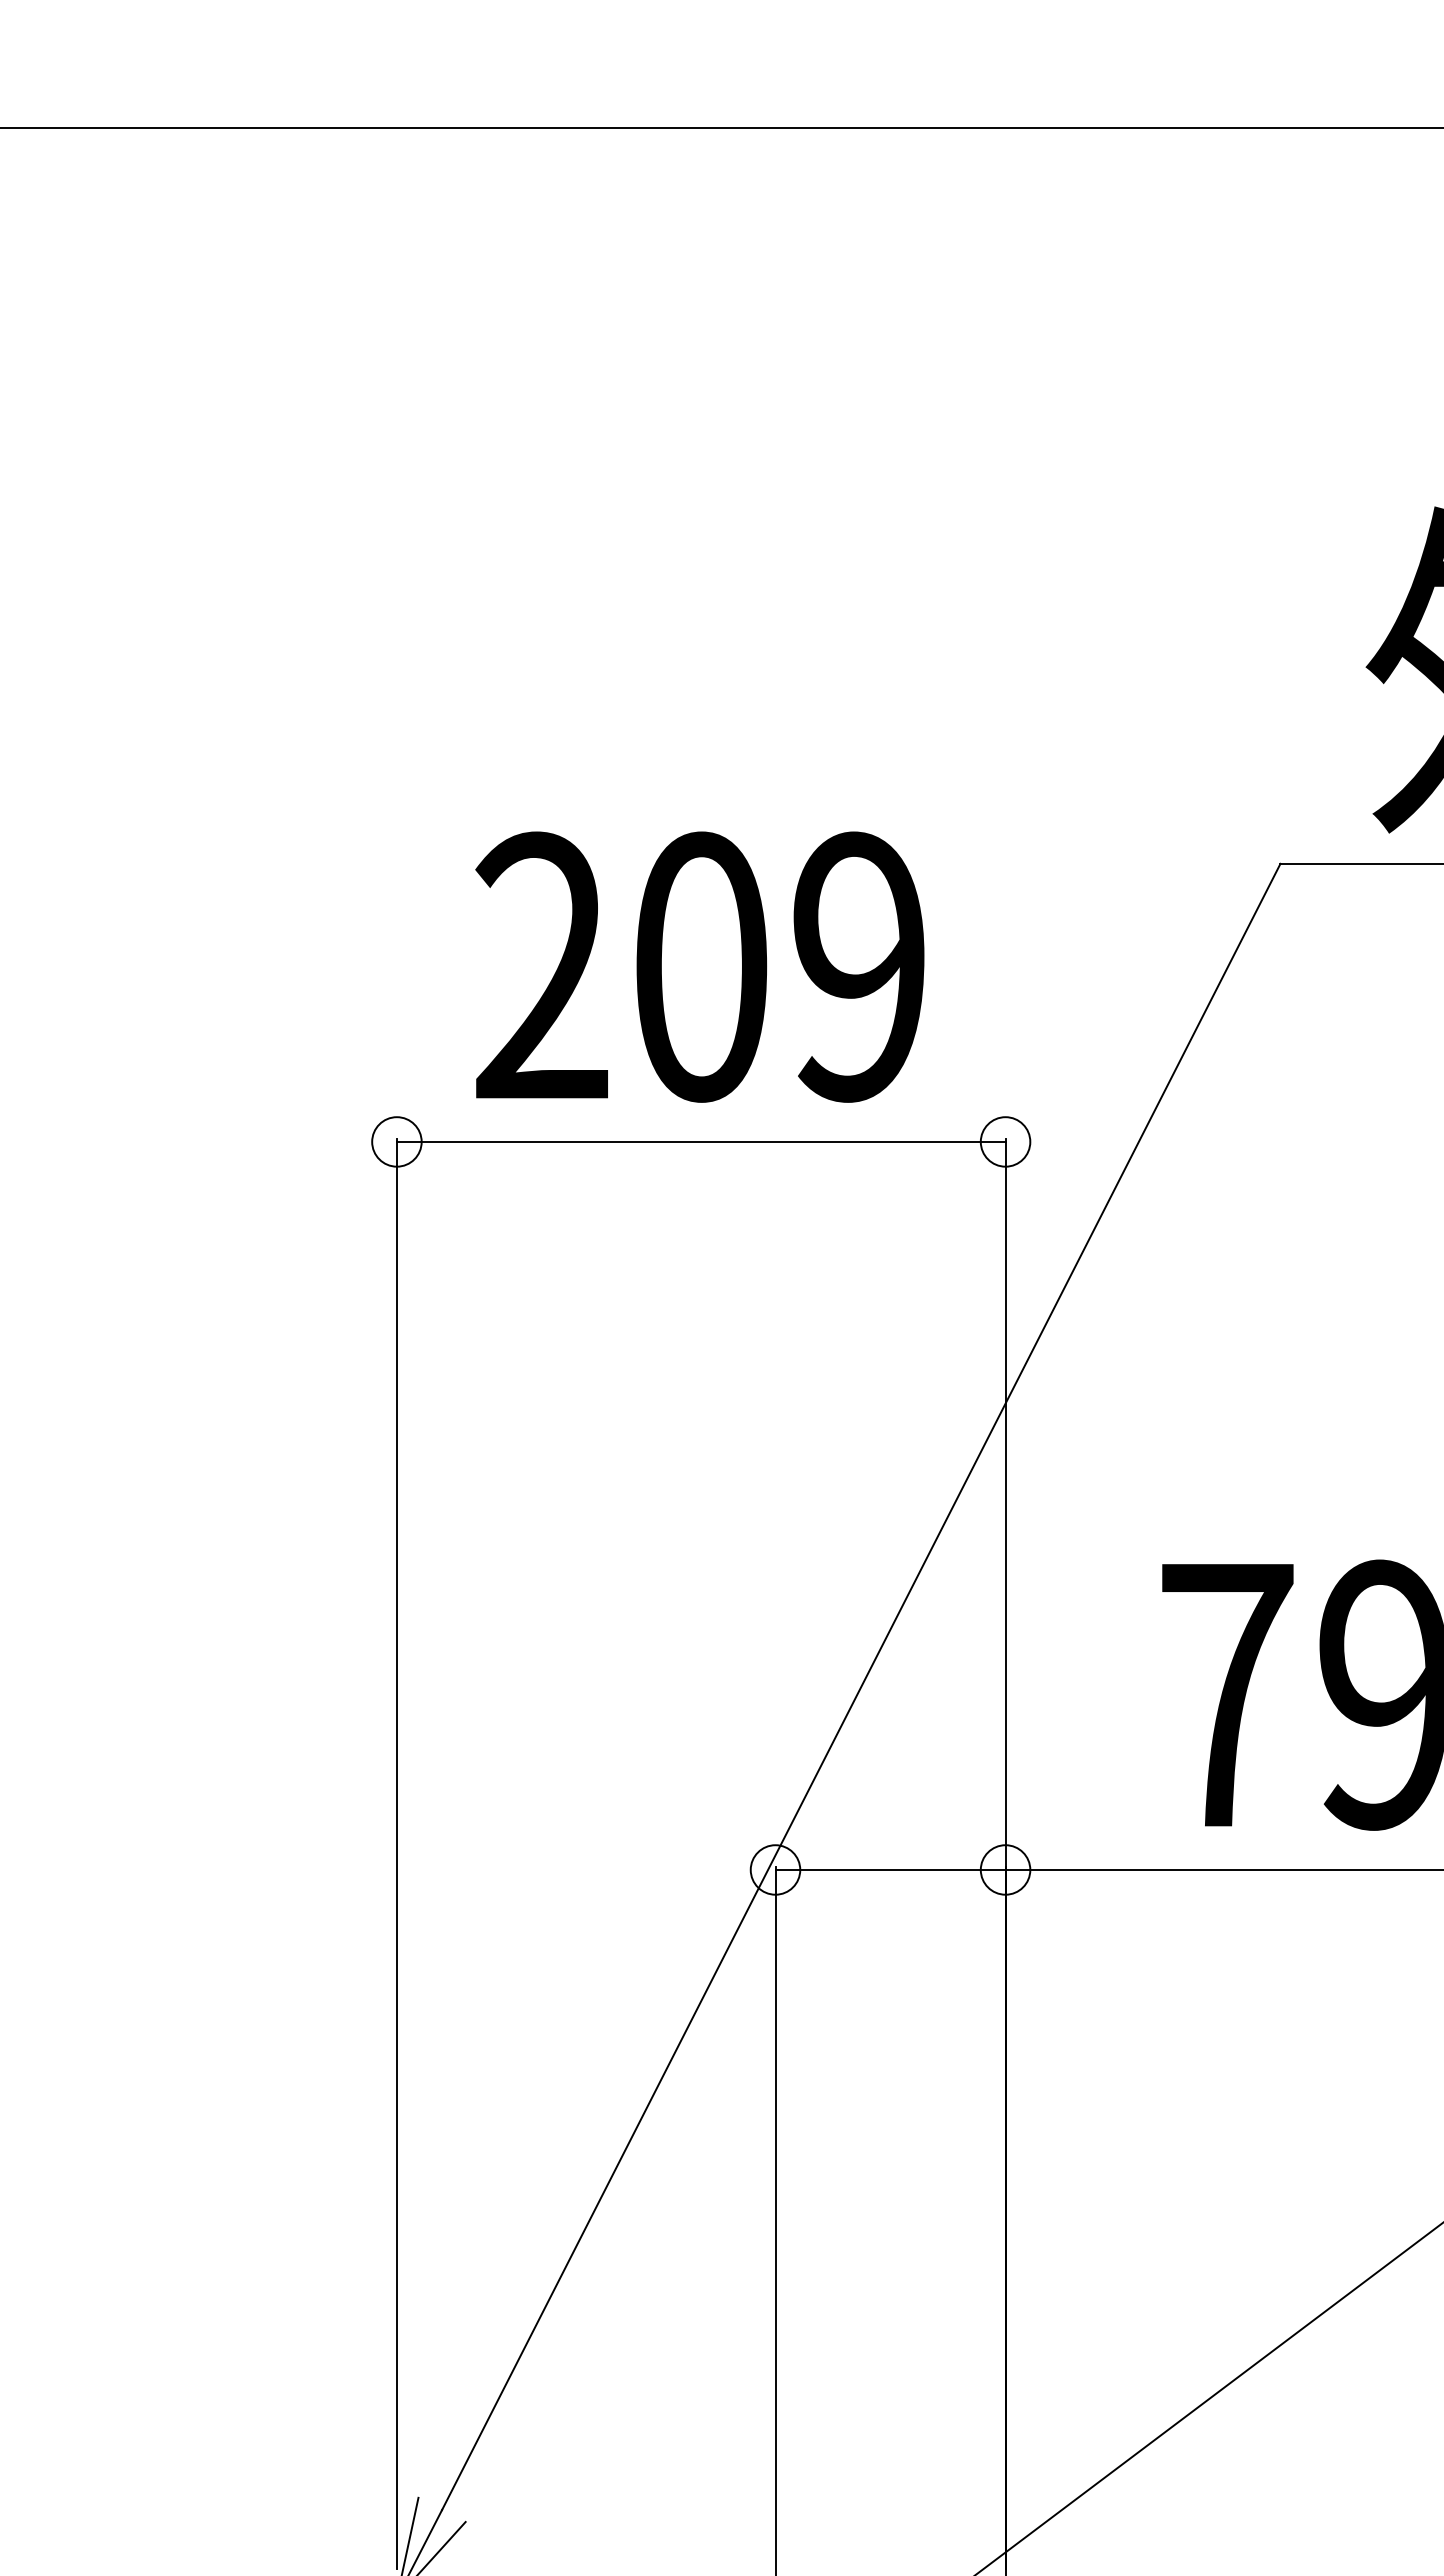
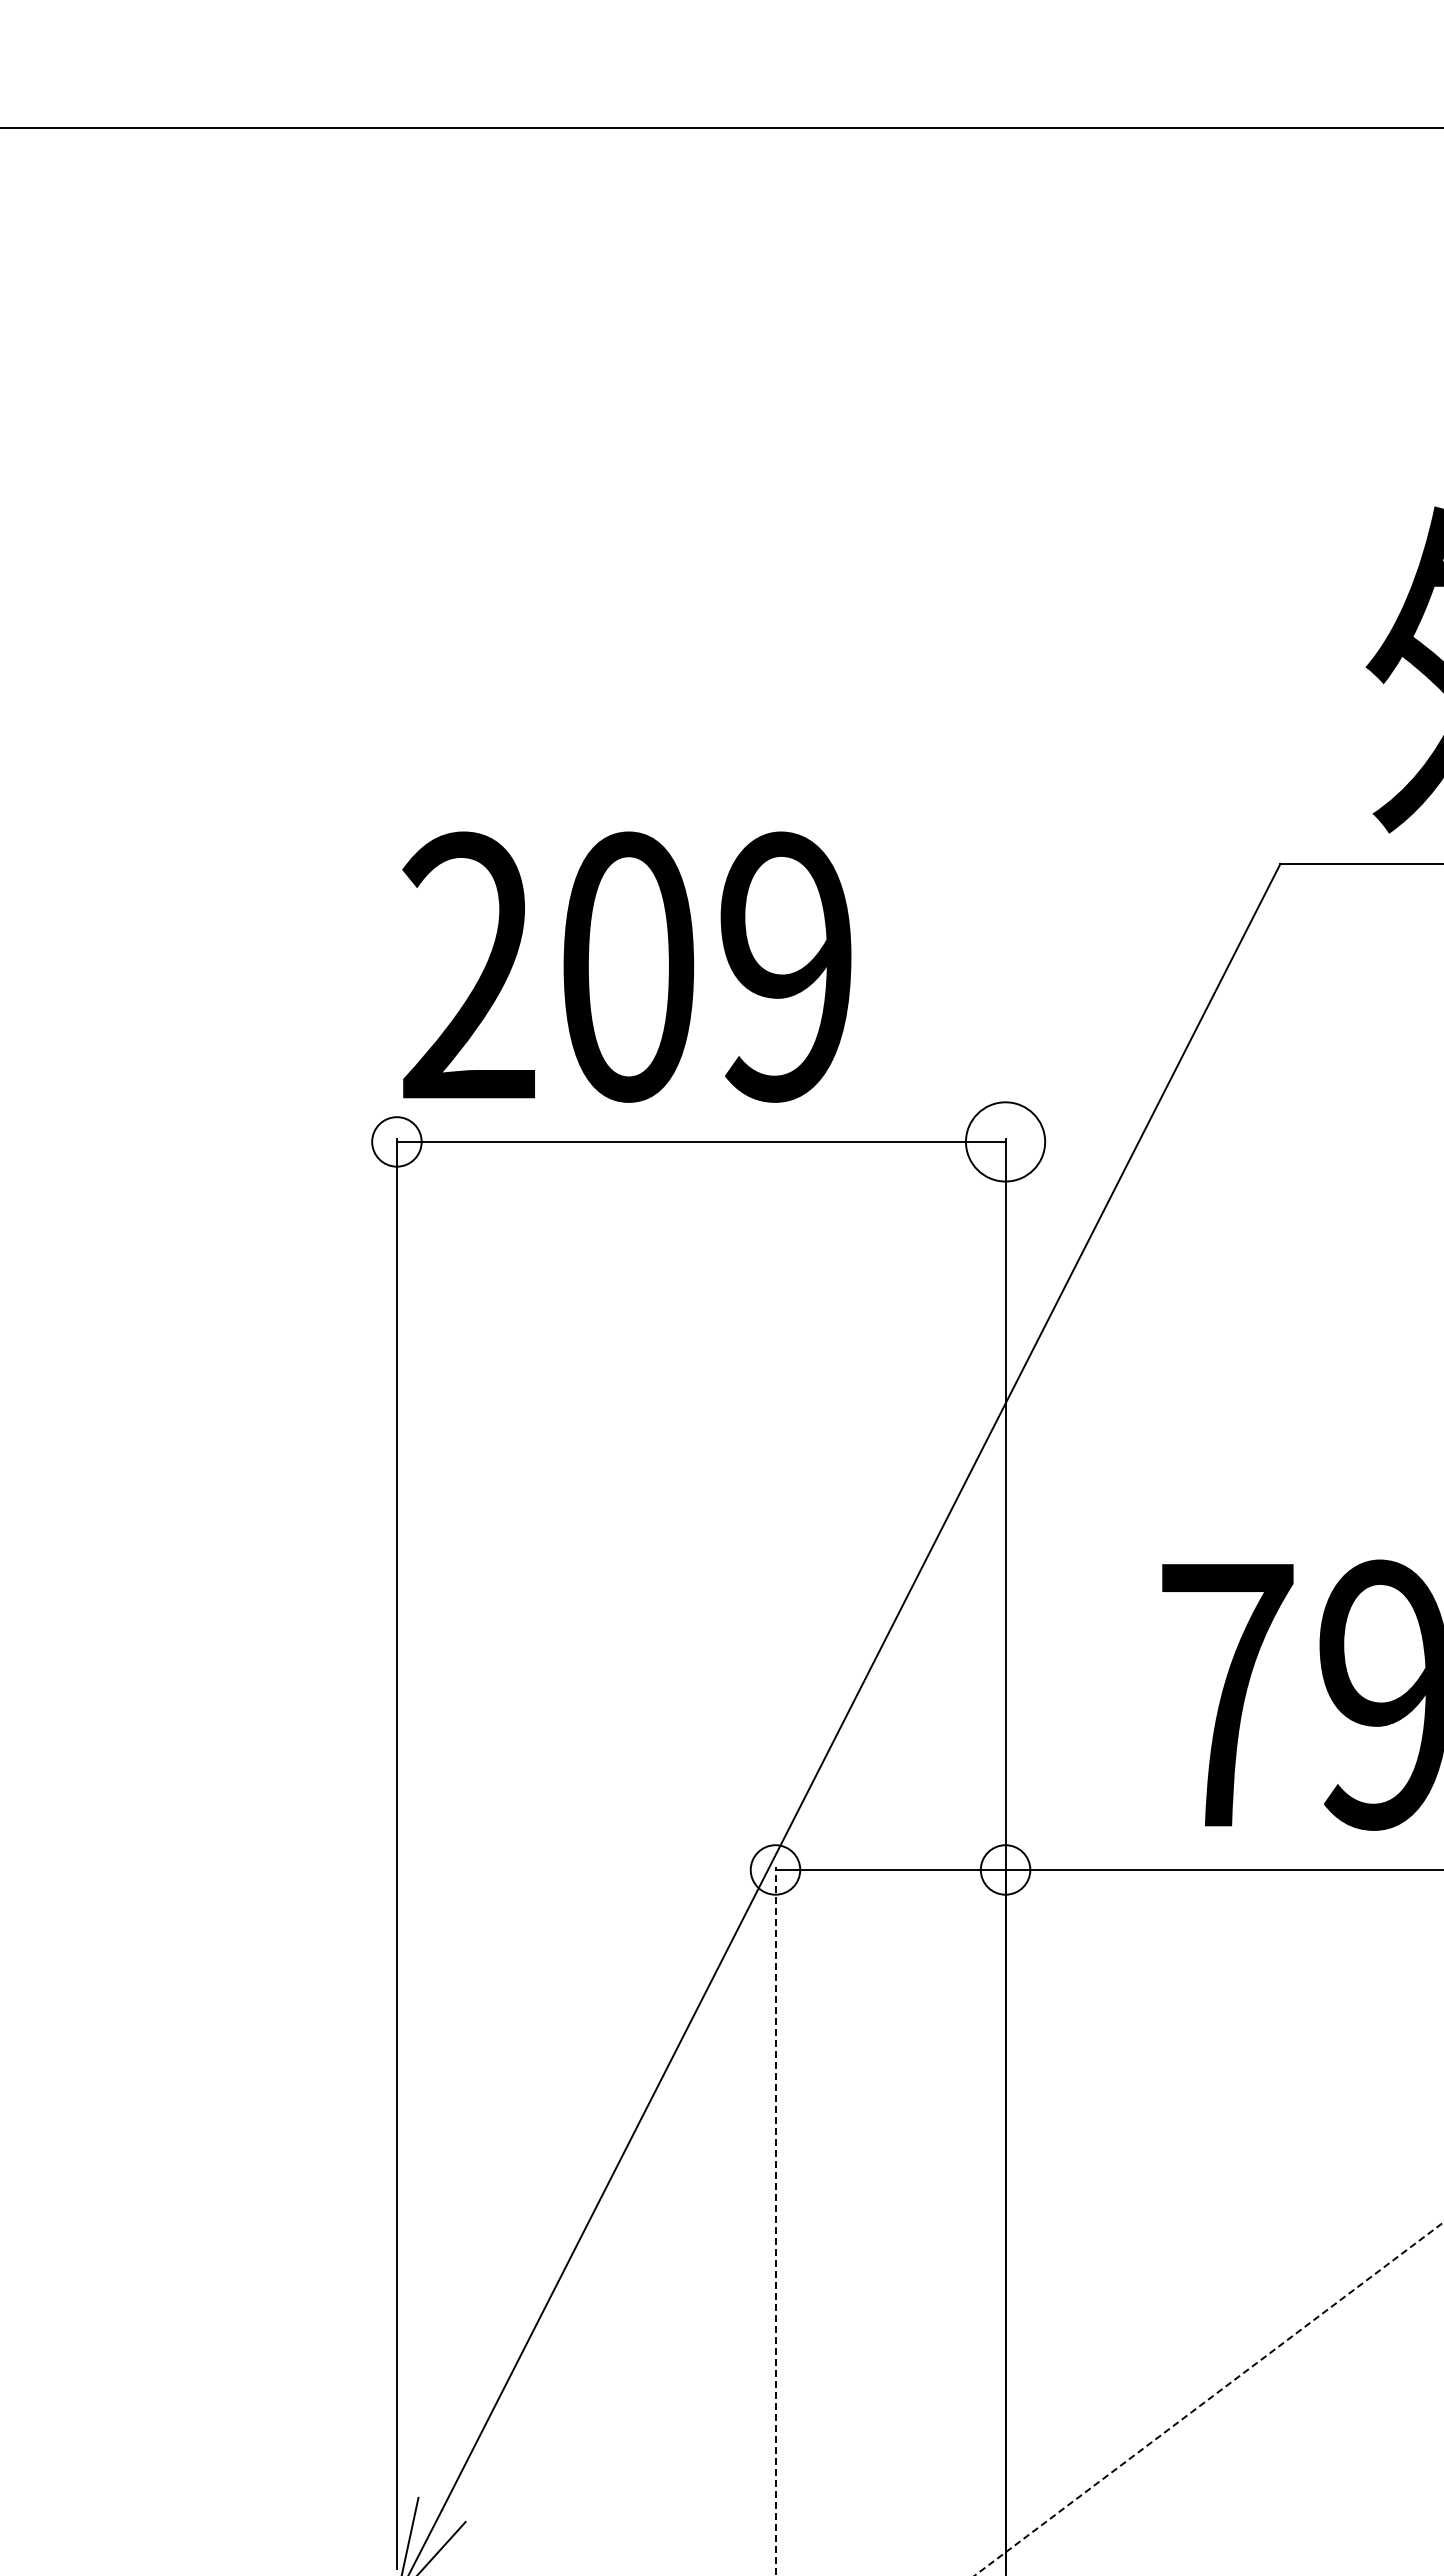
text position: (699, 966) -> (626, 966) (626, 966)
circle diameter: 50 px -> 79 px (1005, 1141)
line: solid -> dashed (775, 2220)
line: solid -> dashed (1209, 2398)
